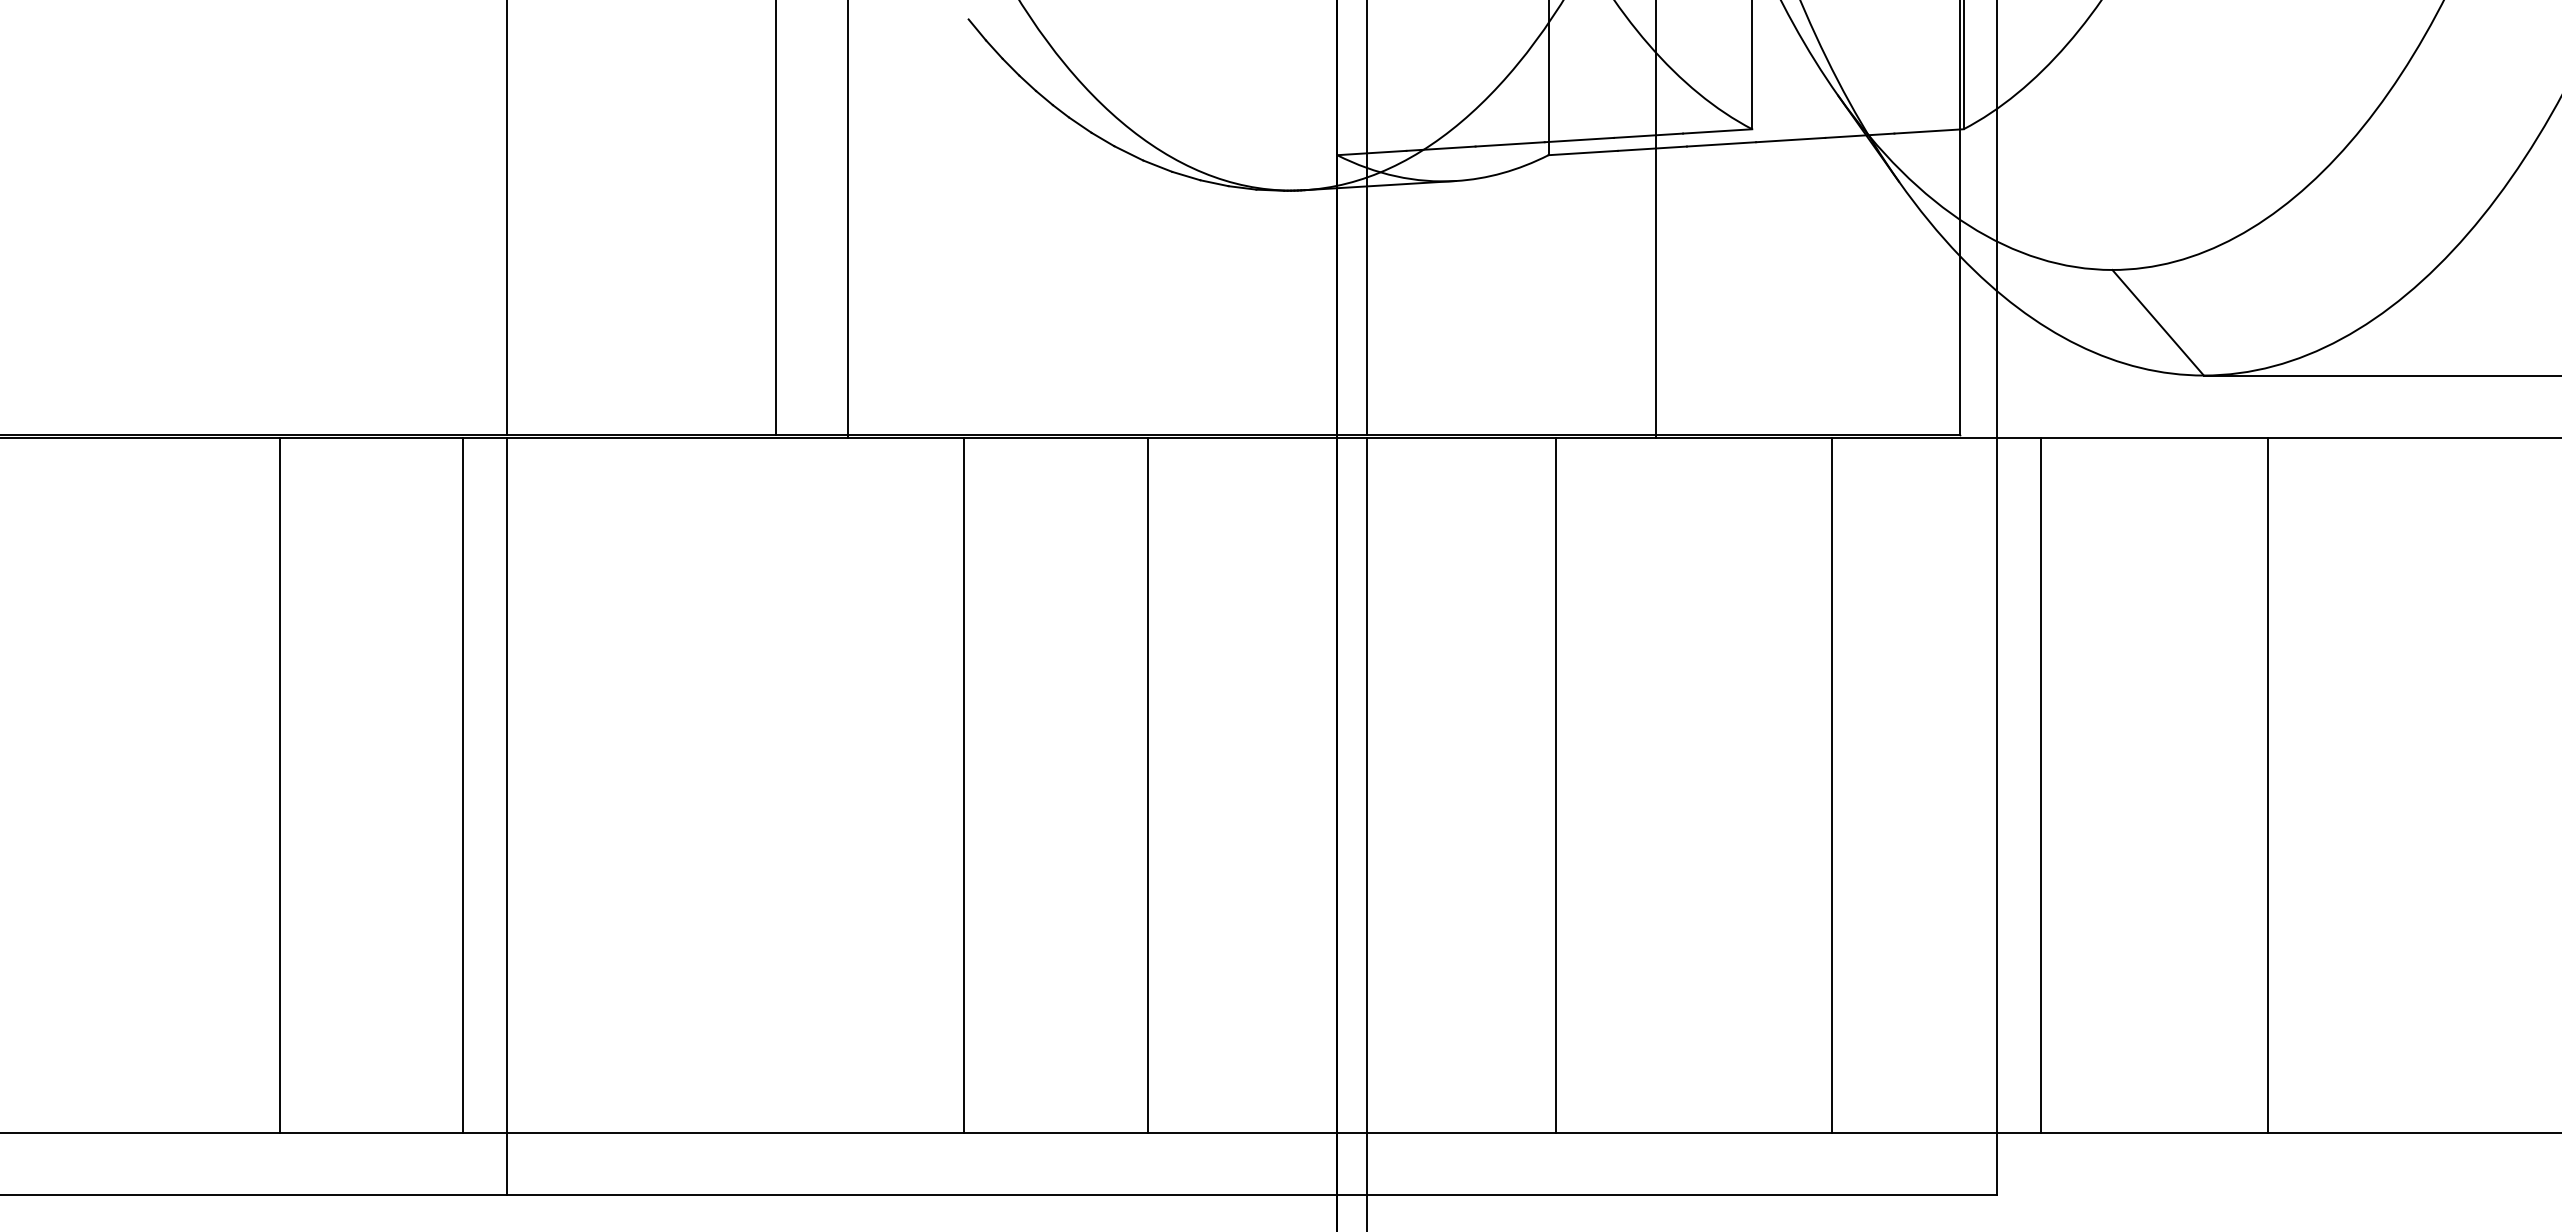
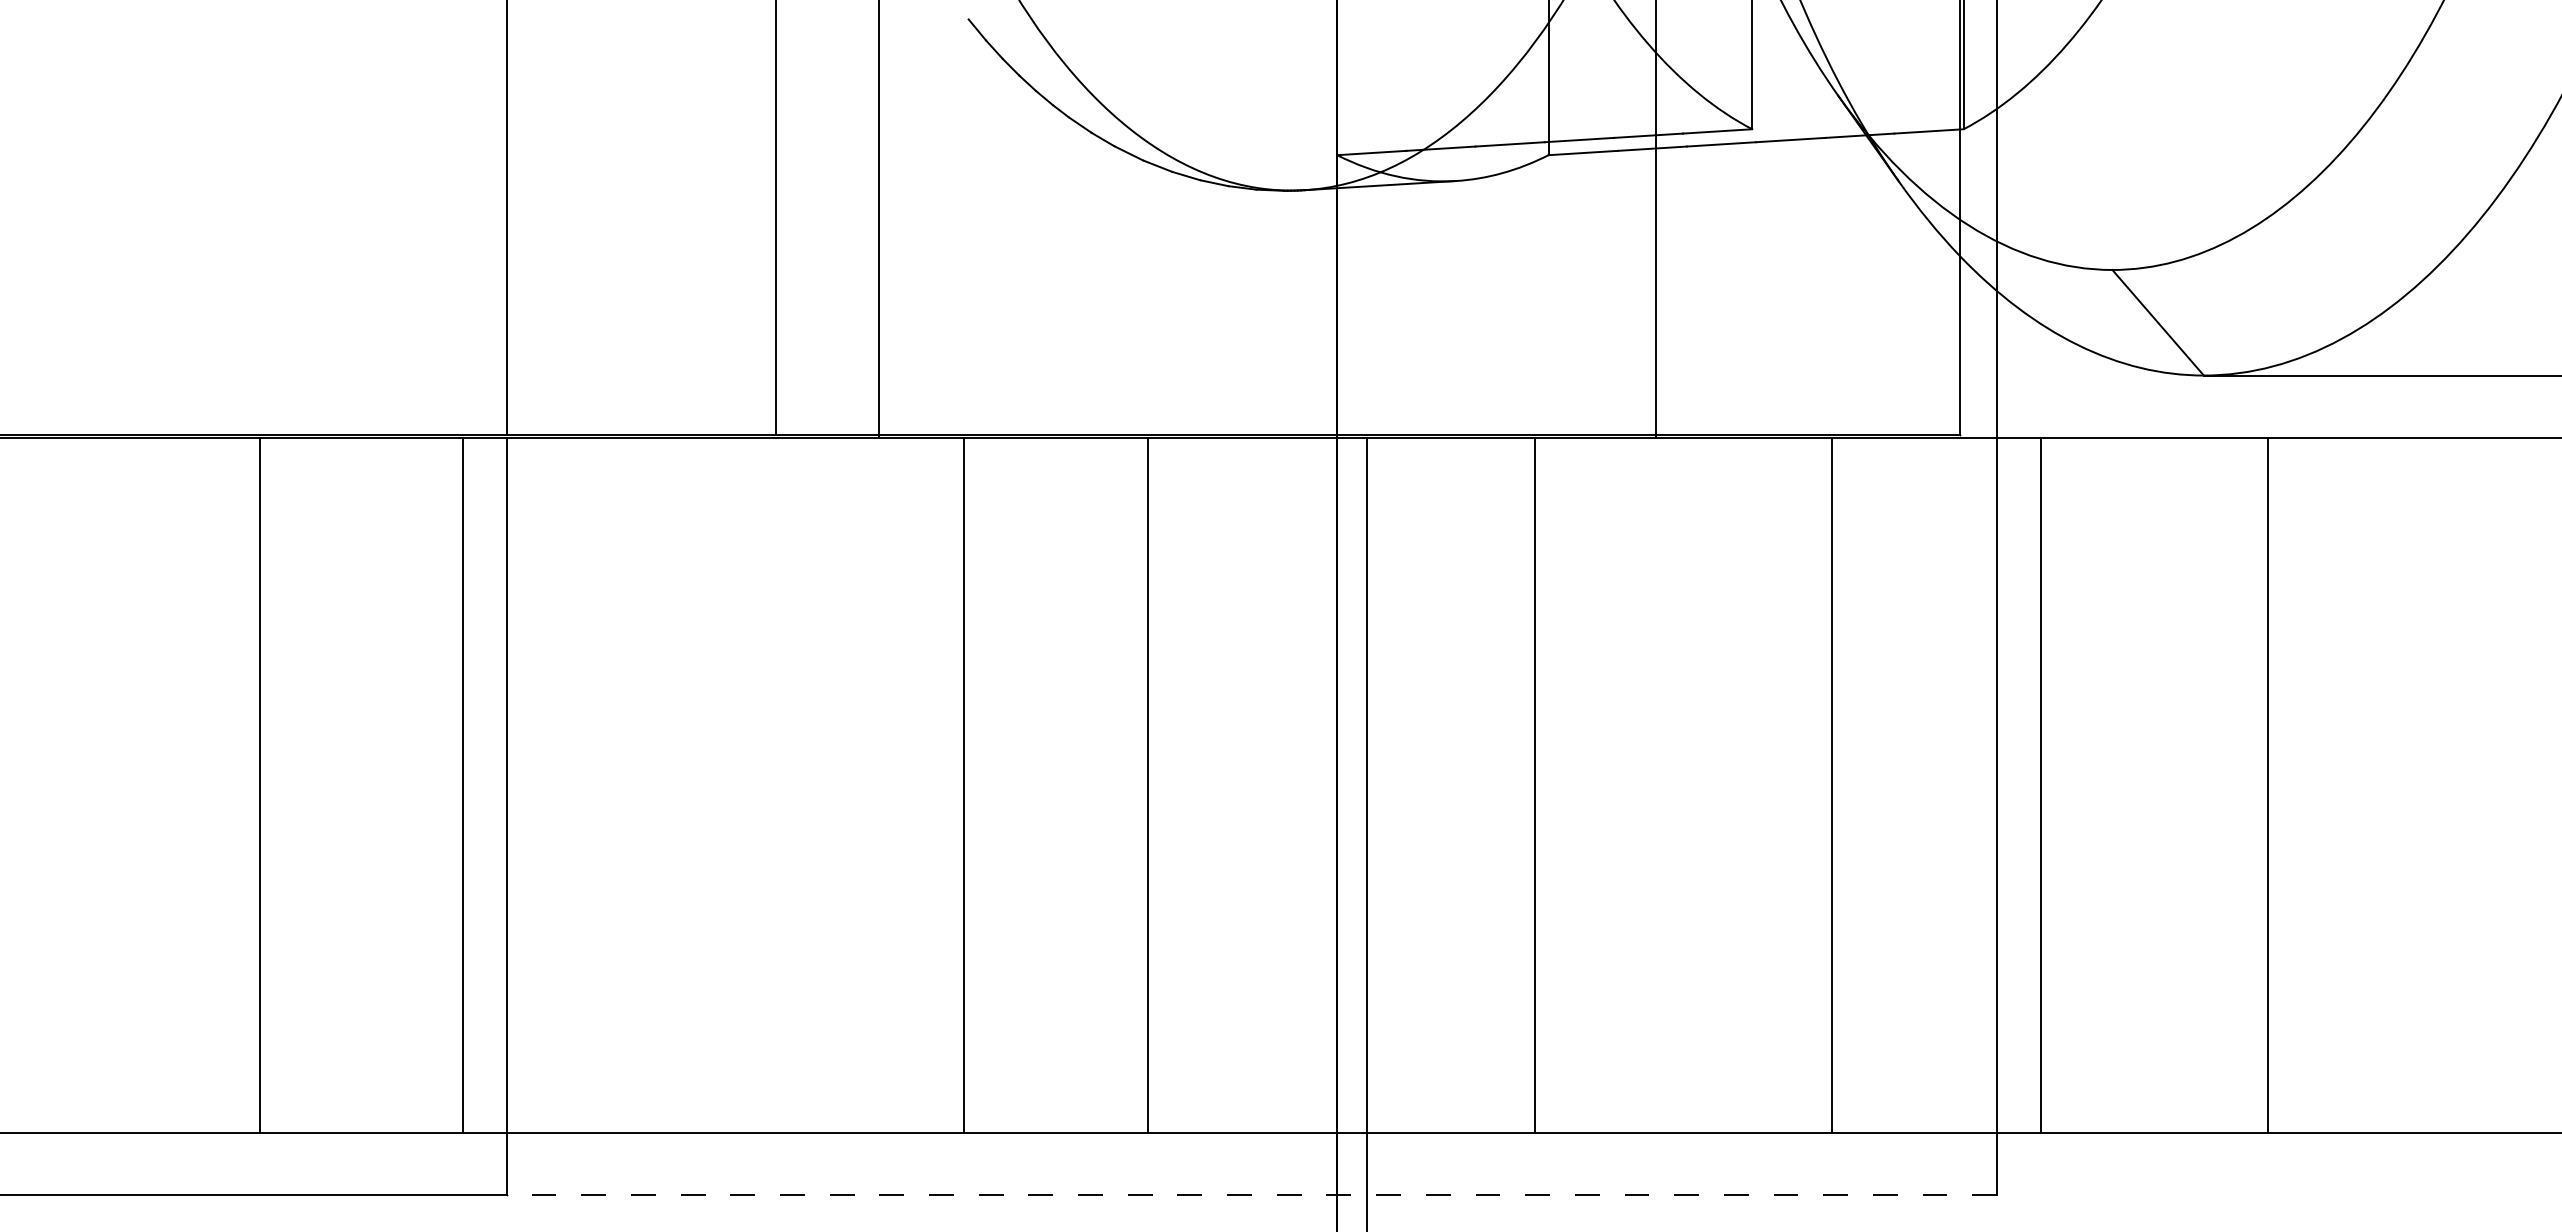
line: present -> none (1367, 218)
line position: (848, 219) -> (879, 219) (879, 219)
line position: (280, 785) -> (260, 785) (260, 785)
line position: (1556, 785) -> (1535, 785) (1535, 785)
line: solid -> dashed (1251, 1195)
